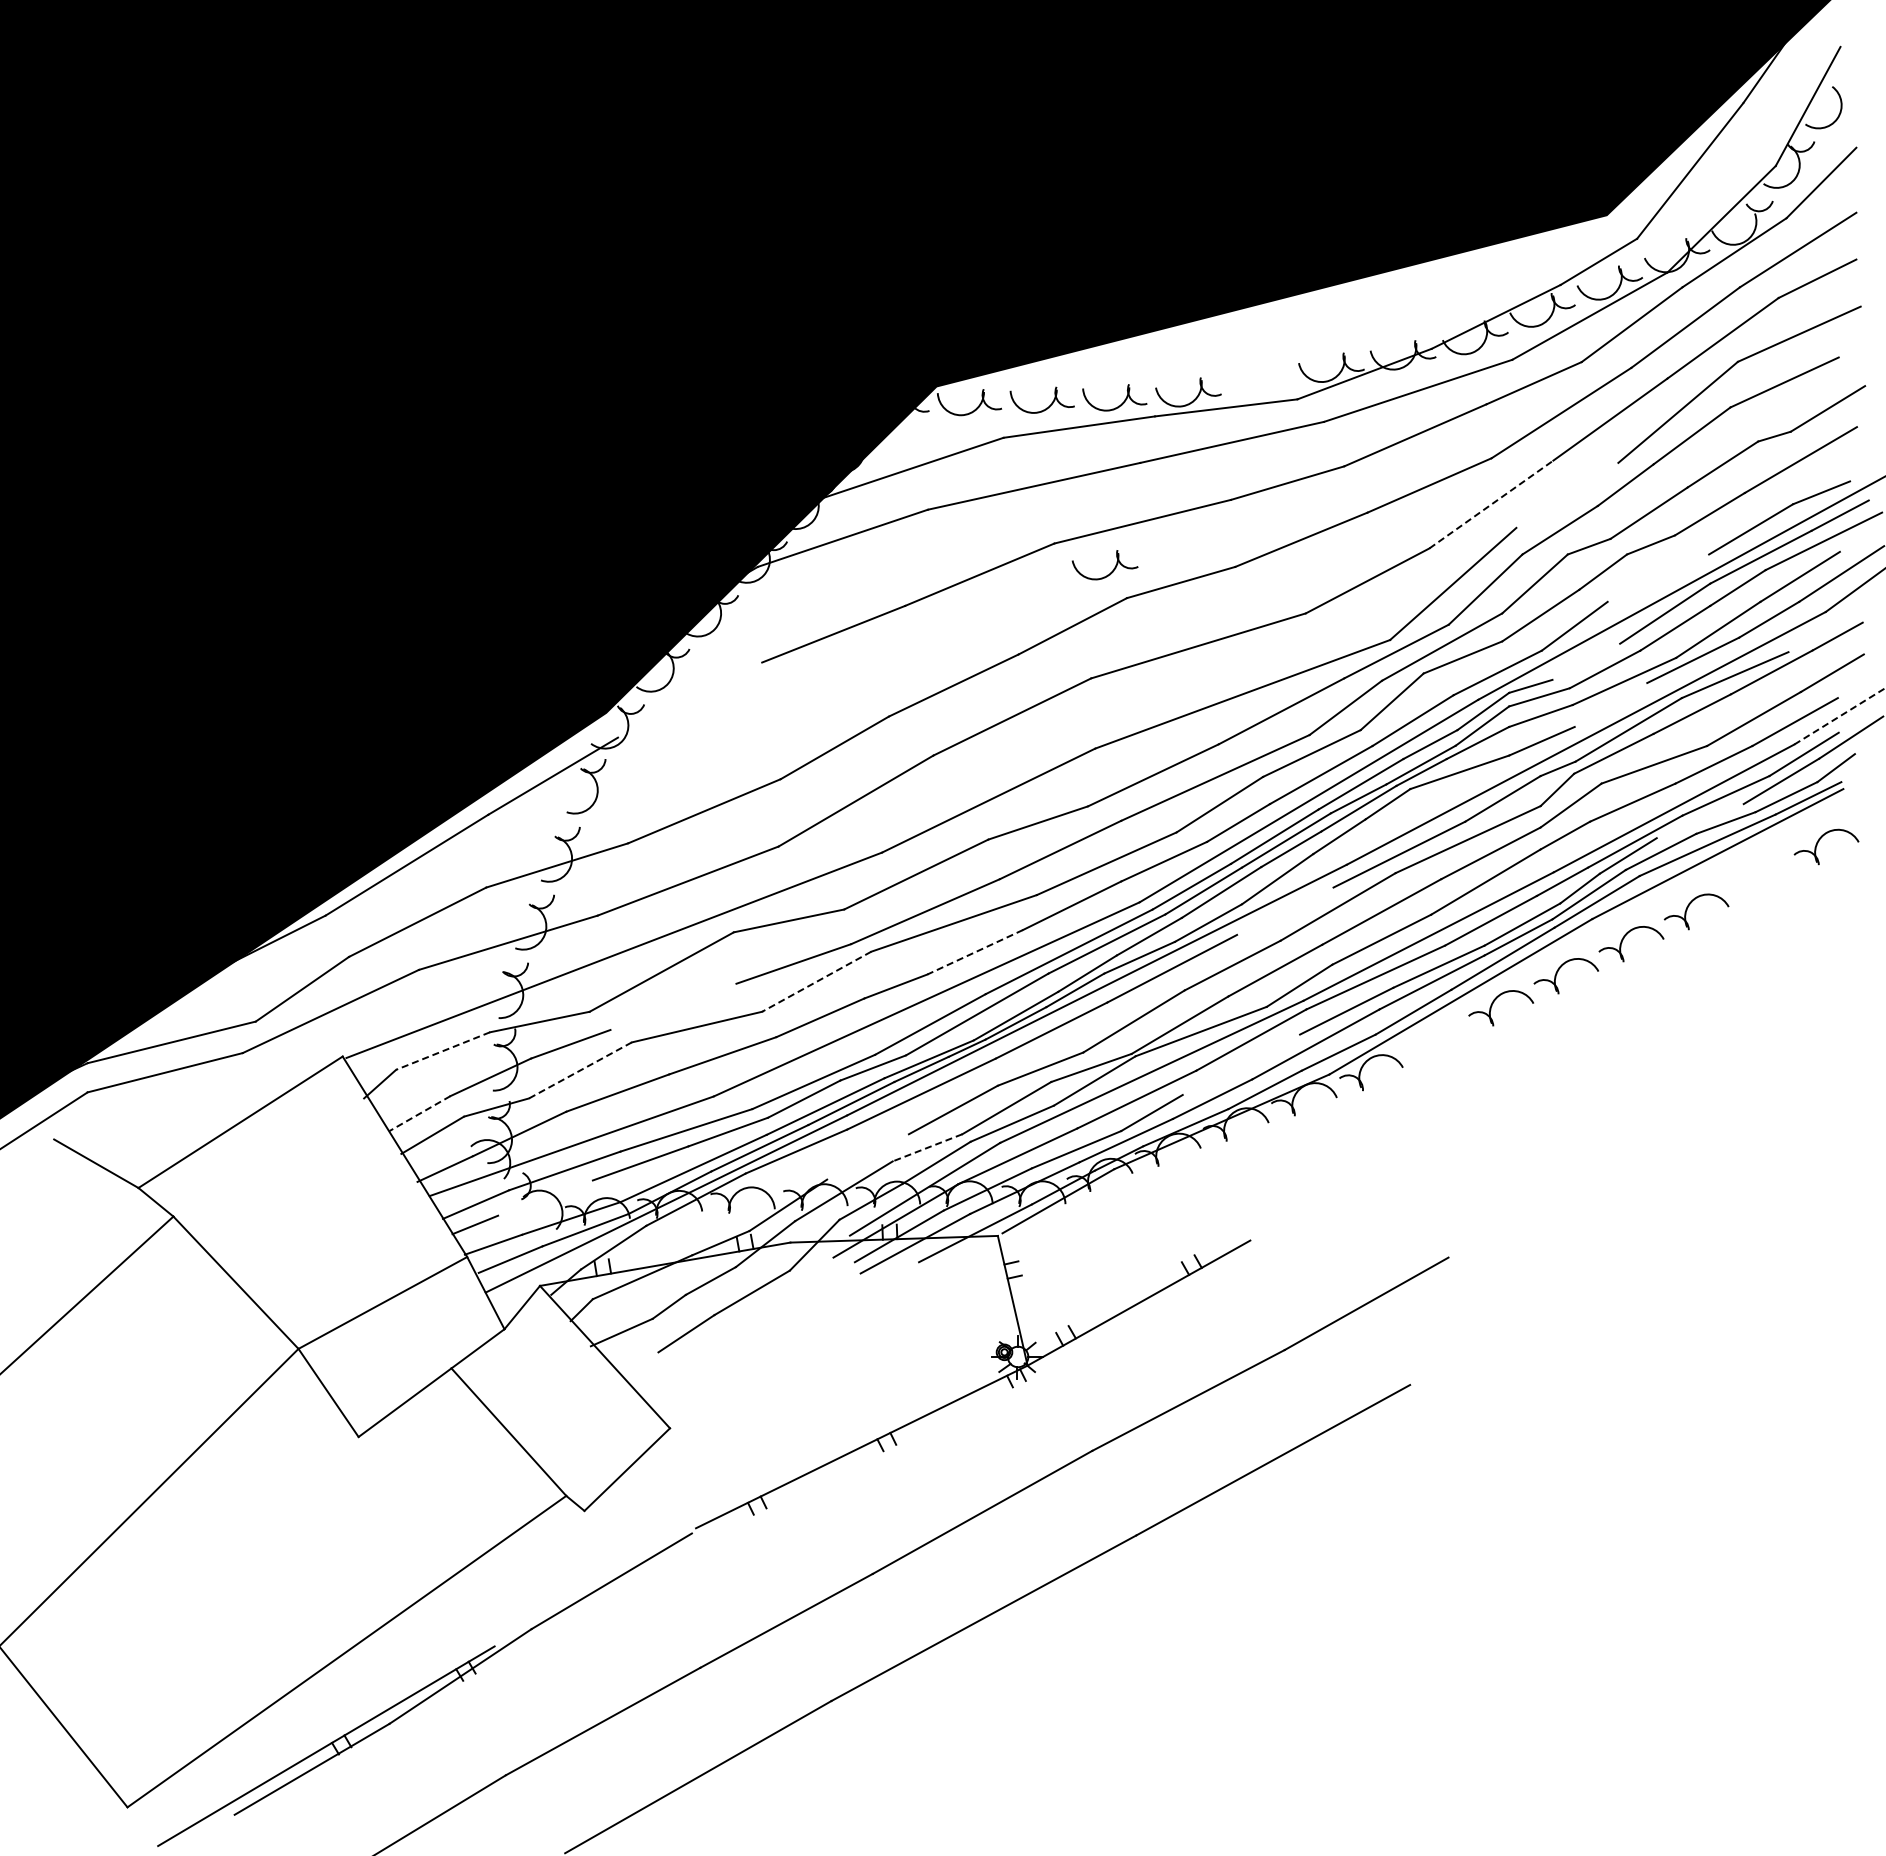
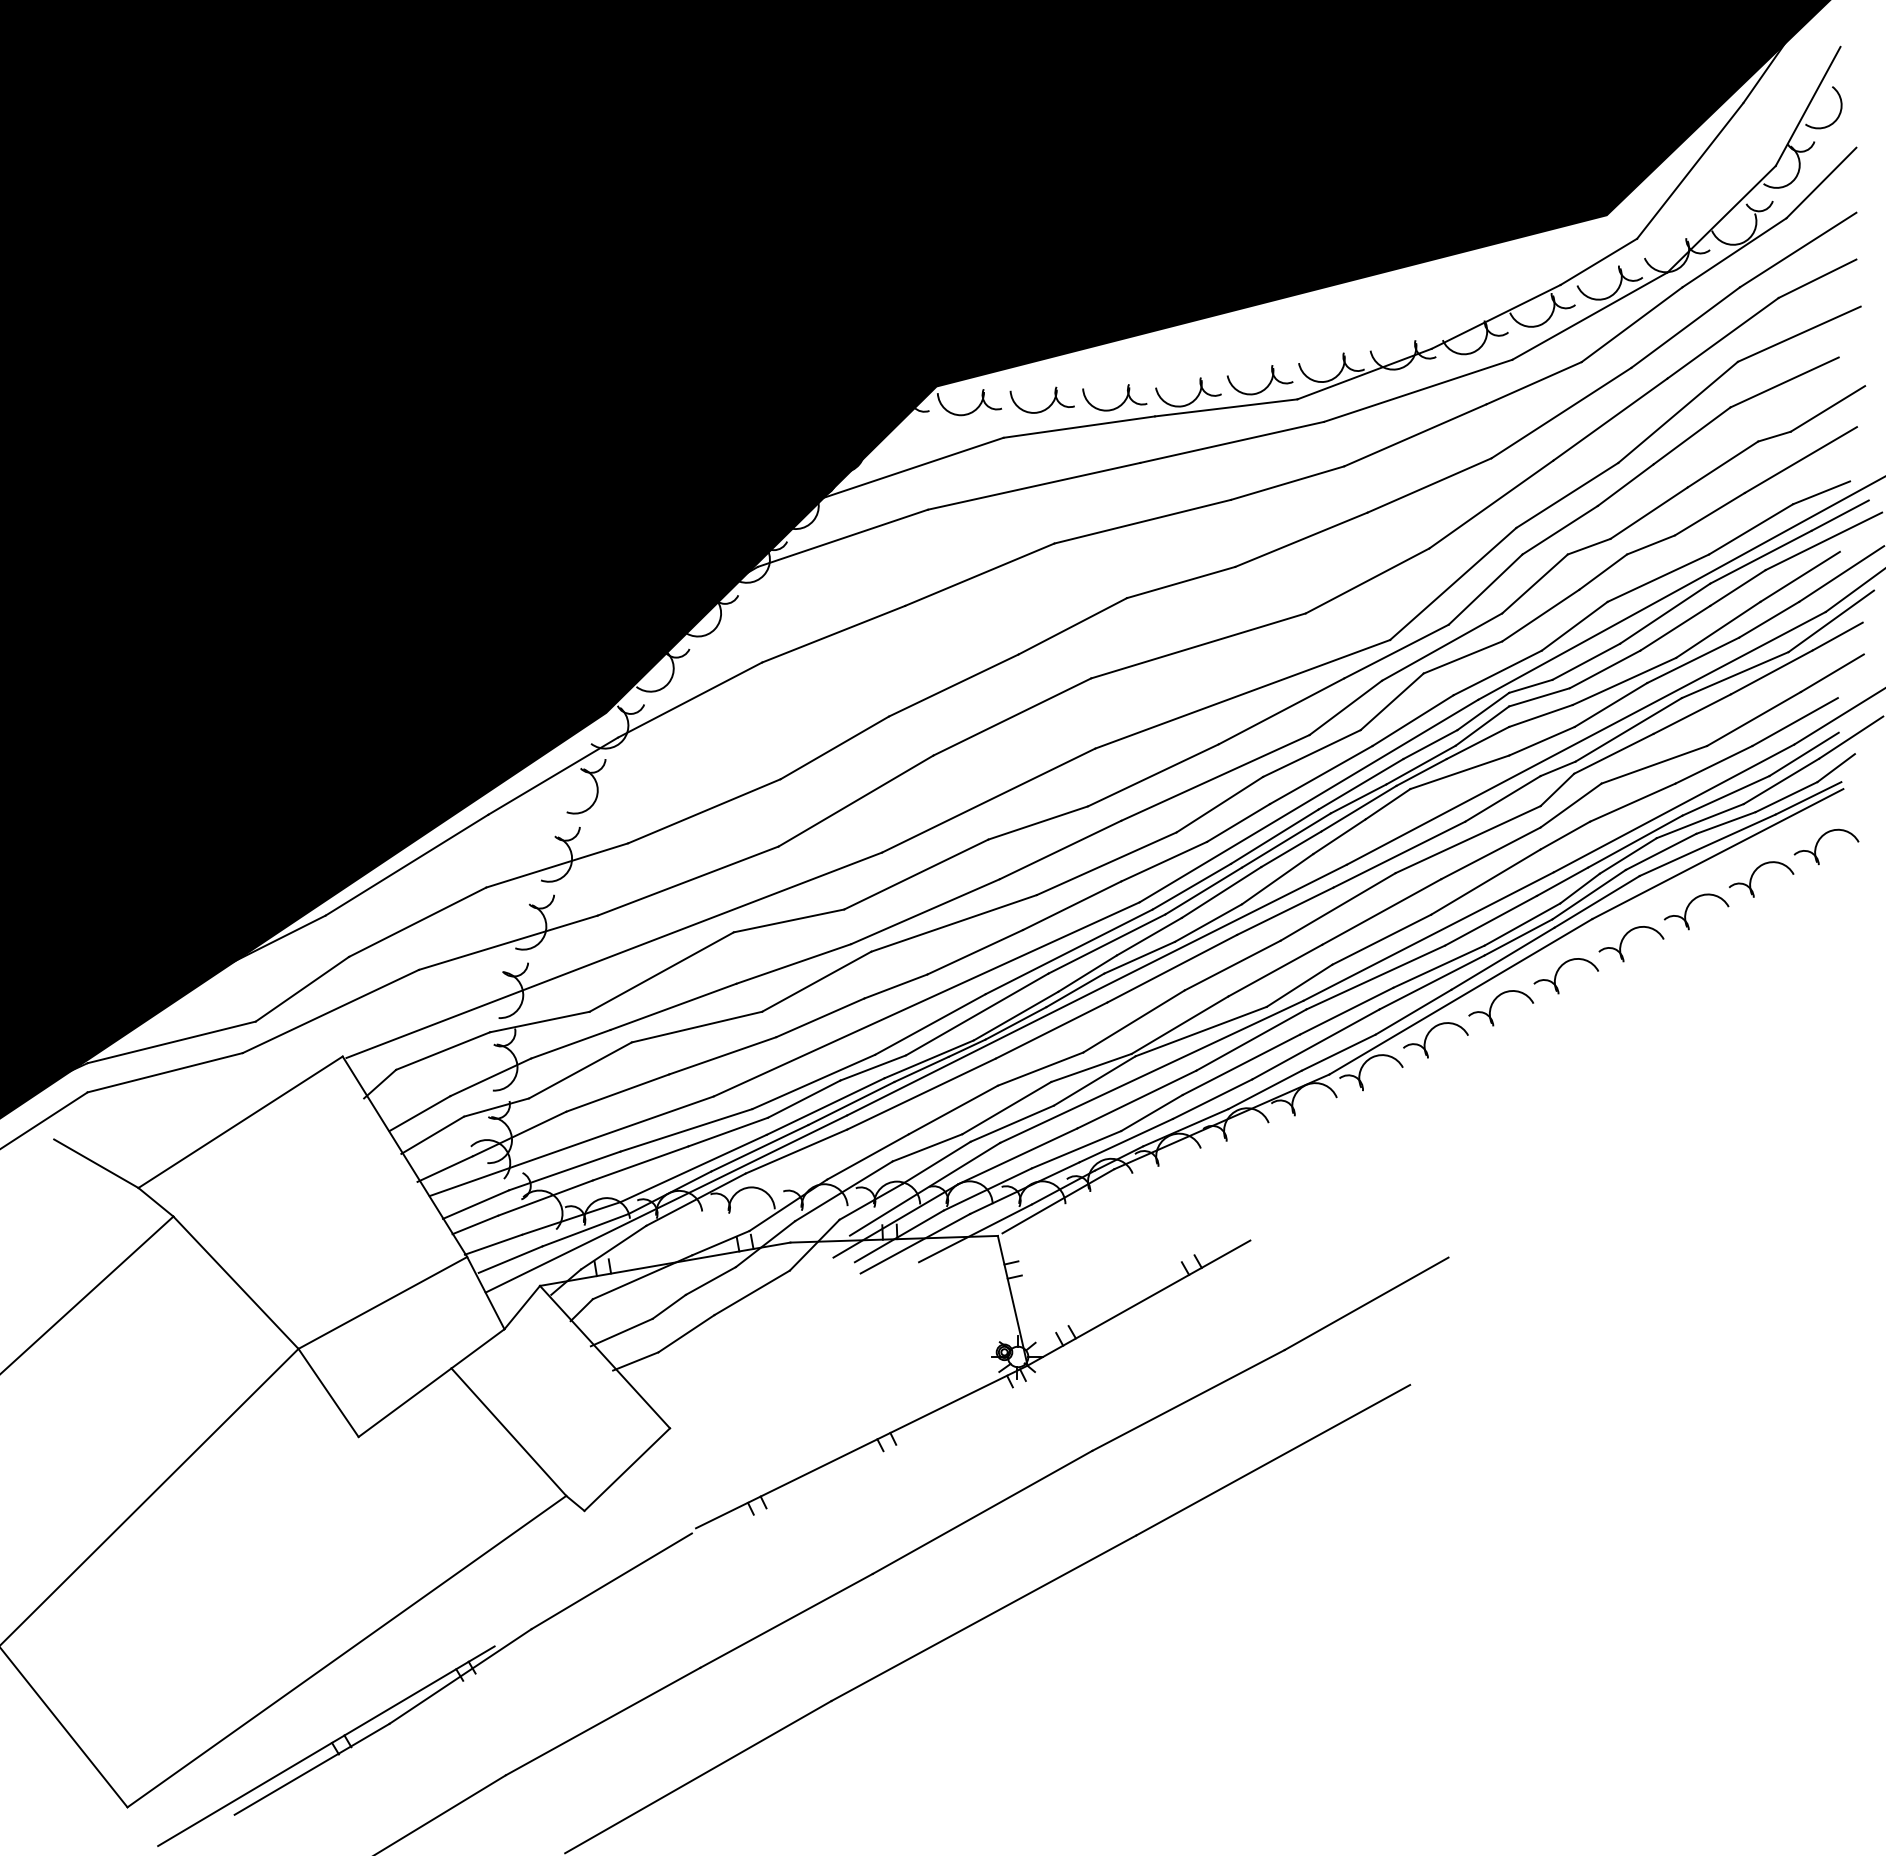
line: none -> present (1567, 494)
line: dashed -> solid (1491, 504)
part position: (1111, 571) -> (1266, 386) (1266, 386)
line: none -> present (1658, 577)
line: none -> present (1831, 621)
line: none -> present (1586, 661)
line: none -> present (690, 699)
line: none -> present (1610, 704)
line: dashed -> solid (1840, 716)
line: none -> present (1699, 821)
part: none -> present (1753, 875)
line: none -> present (1285, 910)
line: dashed -> solid (975, 952)
line: dashed -> solid (816, 981)
line: none -> present (673, 1006)
part: none -> present (1427, 1037)
line: dashed -> solid (443, 1051)
line: none -> present (1241, 1064)
line: dashed -> solid (580, 1070)
line: dashed -> solid (419, 1113)
line: dashed -> solid (927, 1148)
line: none -> present (867, 1156)
line: none -> present (545, 1197)
line: none -> present (635, 1361)
